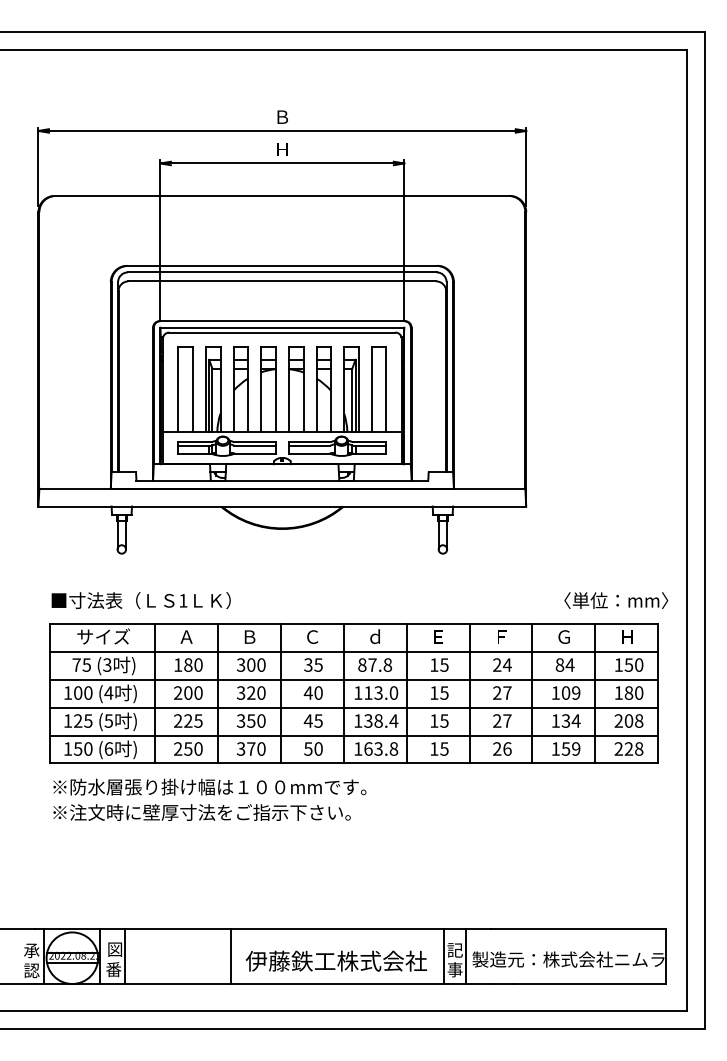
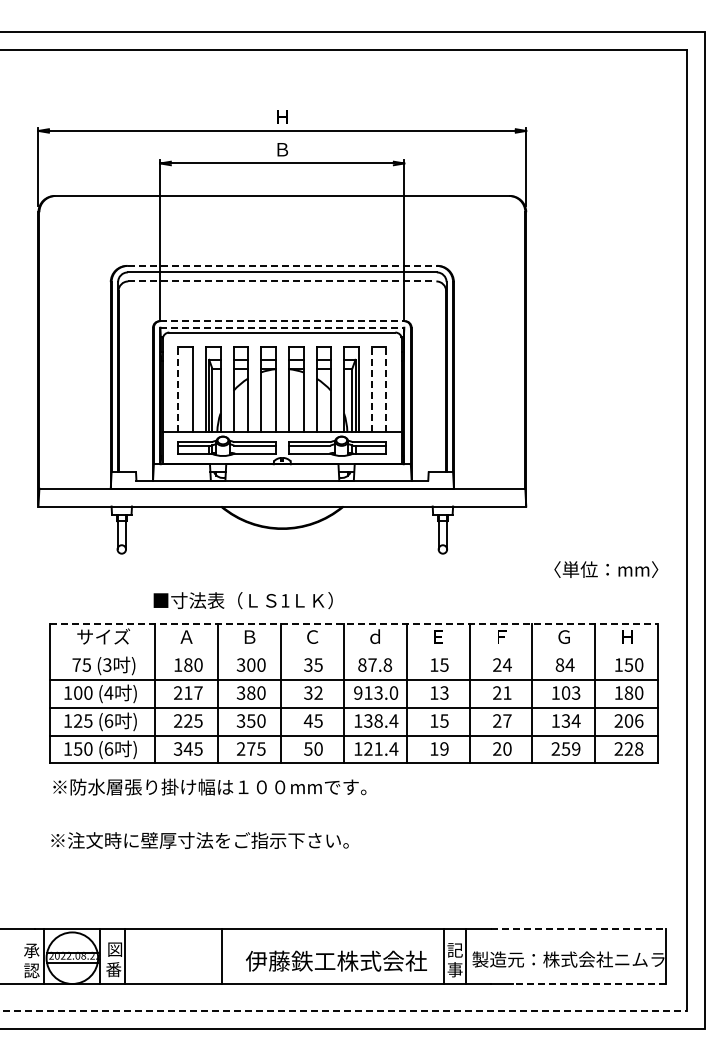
text: Ｂ -> Ｈ (282, 116)
text: Ｈ -> Ｂ (282, 149)
line: solid -> dashed (282, 265)
line: solid -> dashed (282, 281)
line: solid -> dashed (282, 321)
line: solid -> dashed (282, 327)
line: solid -> dashed (178, 388)
line: solid -> dashed (371, 388)
line: solid -> dashed (386, 388)
text position: (140, 600) -> (242, 600) (242, 600)
text position: (616, 600) -> (606, 569) (606, 569)
line: solid -> dashed (354, 623)
line: present -> none (353, 651)
text: 200 -> 217 (193, 692)
text: 320 -> 380 (251, 692)
text: 40 -> 32 (312, 692)
text: 113.0 -> 913.0 (358, 692)
text: 15 -> 13 (444, 692)
text: 27 -> 21 (507, 692)
text: 109 -> 103 (576, 692)
text: (5 -> (6 (108, 720)
text: 208 -> 206 (639, 720)
text: 250 -> 345 (188, 748)
text: 370 -> 275 (251, 748)
text: 163.8 -> 121.4 (381, 748)
text: 15 -> 19 (444, 748)
text: 26 -> 20 (507, 748)
text: 159 -> 259 (555, 748)
text position: (201, 812) -> (199, 840) (199, 840)
line: solid -> dashed (578, 928)
line position: (230, 955) -> (221, 955) (221, 955)
line: solid -> dashed (589, 983)
line: solid -> dashed (344, 1011)
